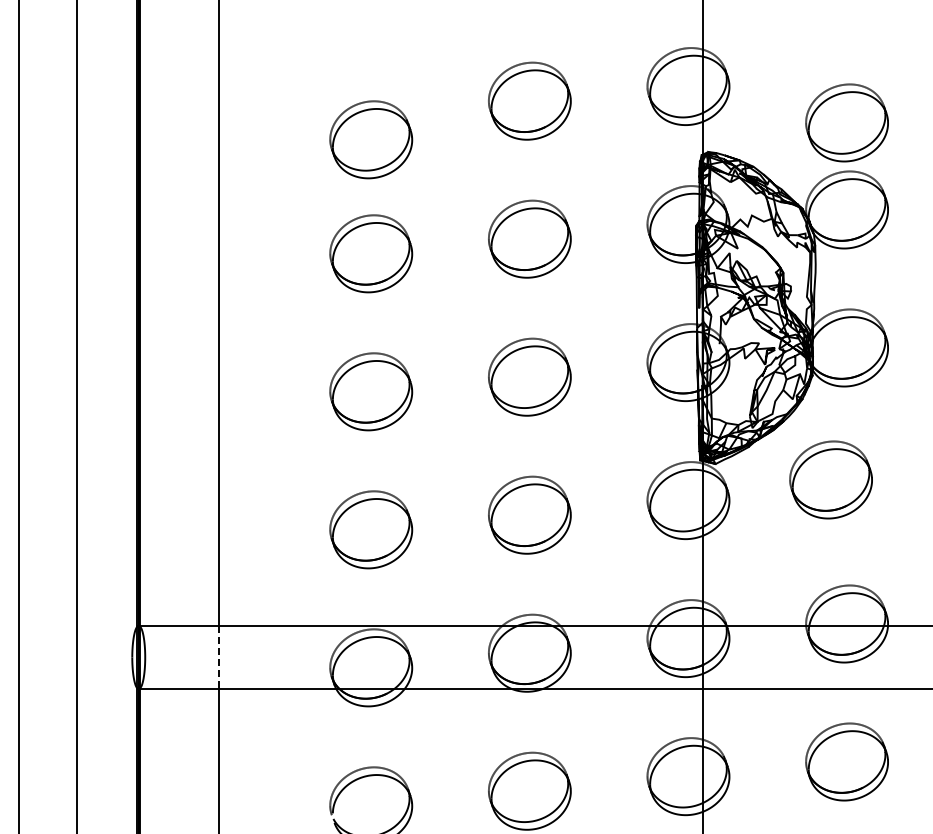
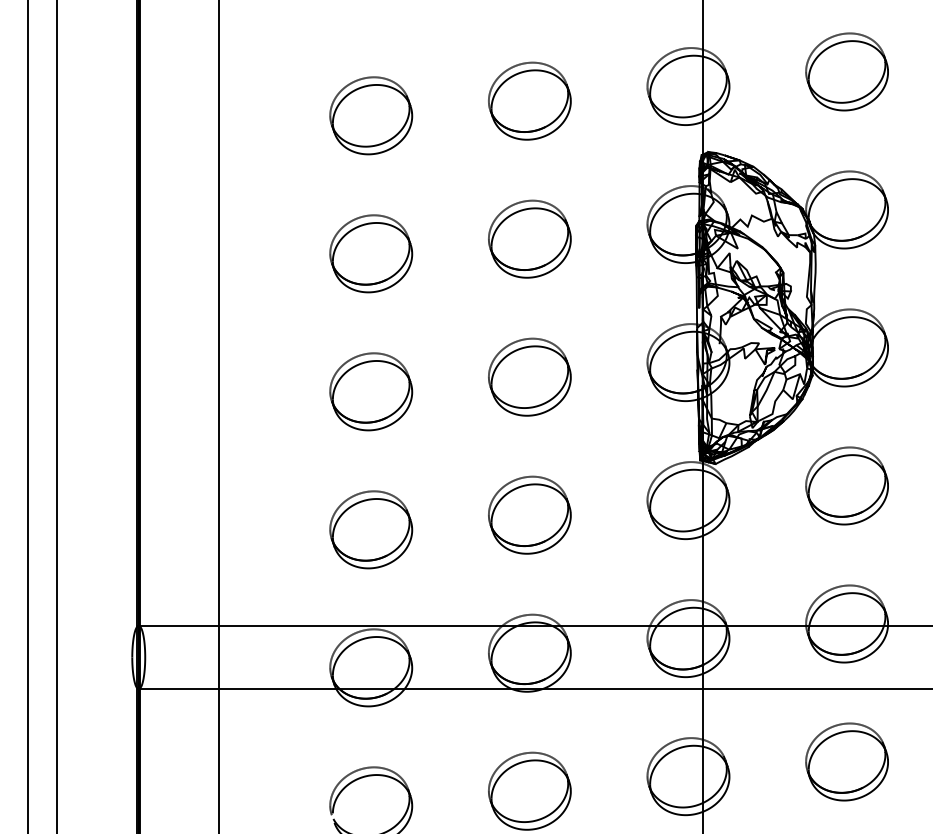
part position: (846, 122) -> (846, 71) (846, 71)
part position: (371, 139) -> (371, 115) (371, 115)
line position: (18, 416) -> (27, 416) (27, 416)
line position: (77, 416) -> (57, 416) (57, 416)
part position: (830, 479) -> (846, 485) (846, 485)
line: dashed -> solid (219, 657)
